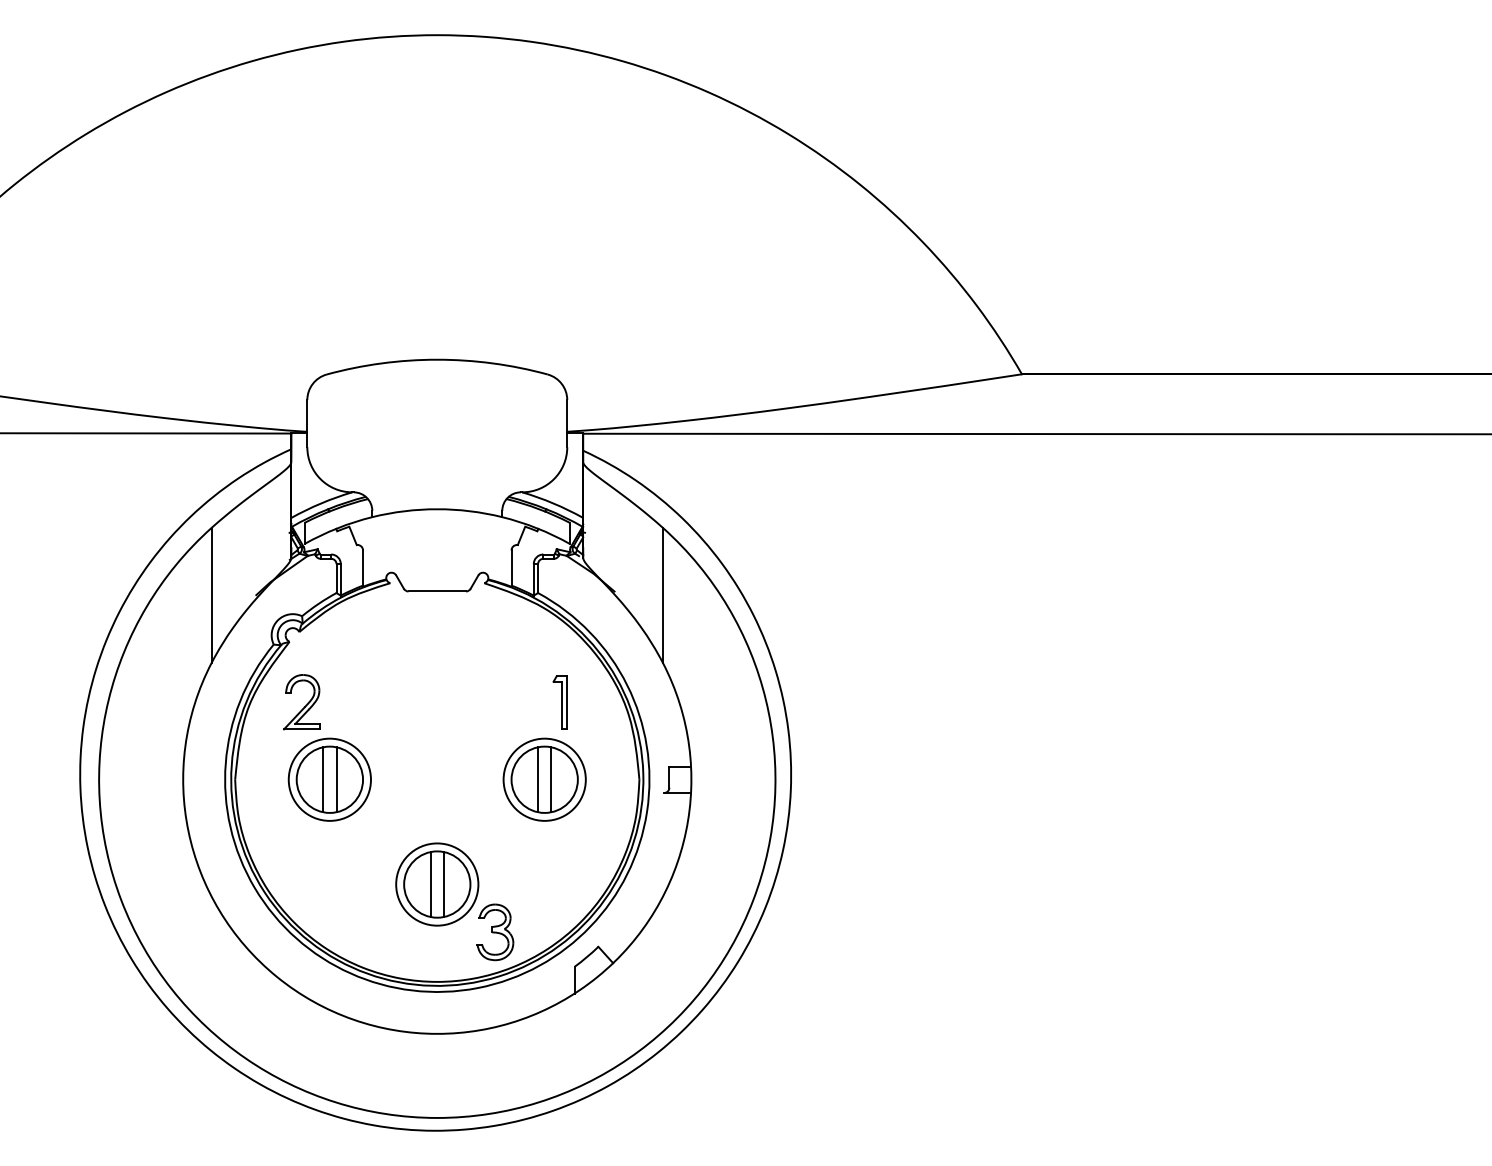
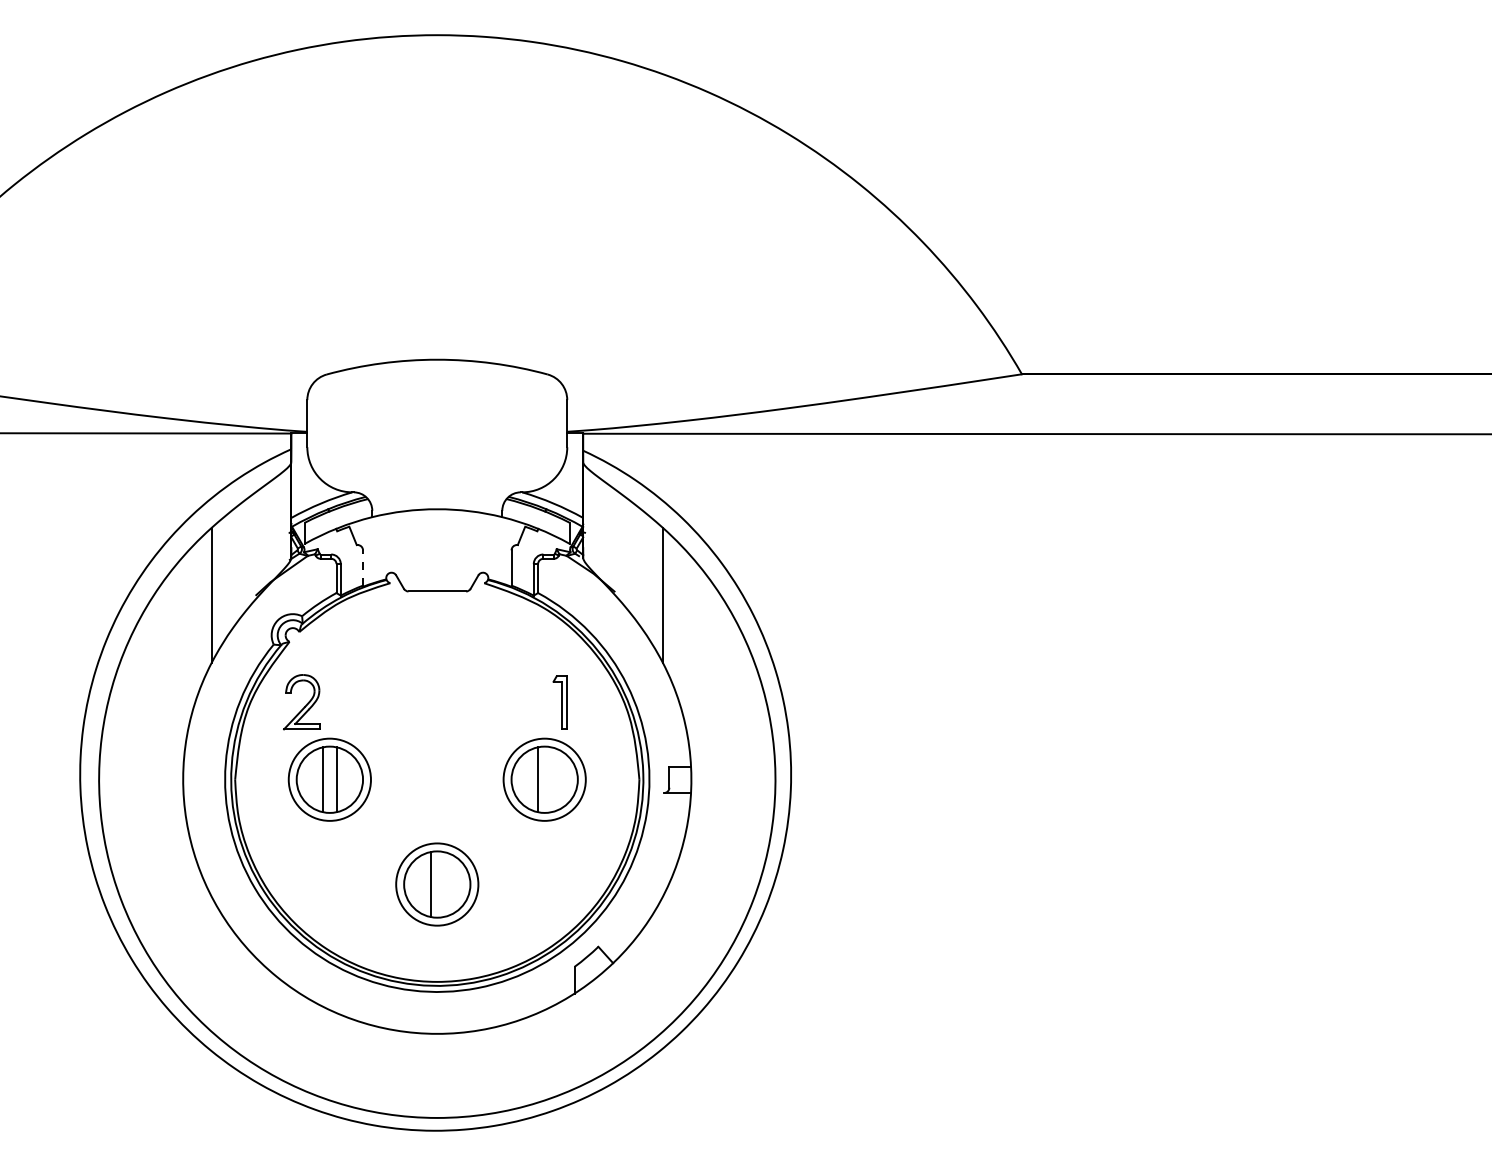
line: solid -> dashed (363, 567)
line: present -> none (551, 779)
line: present -> none (443, 884)
part: present -> none (495, 932)
